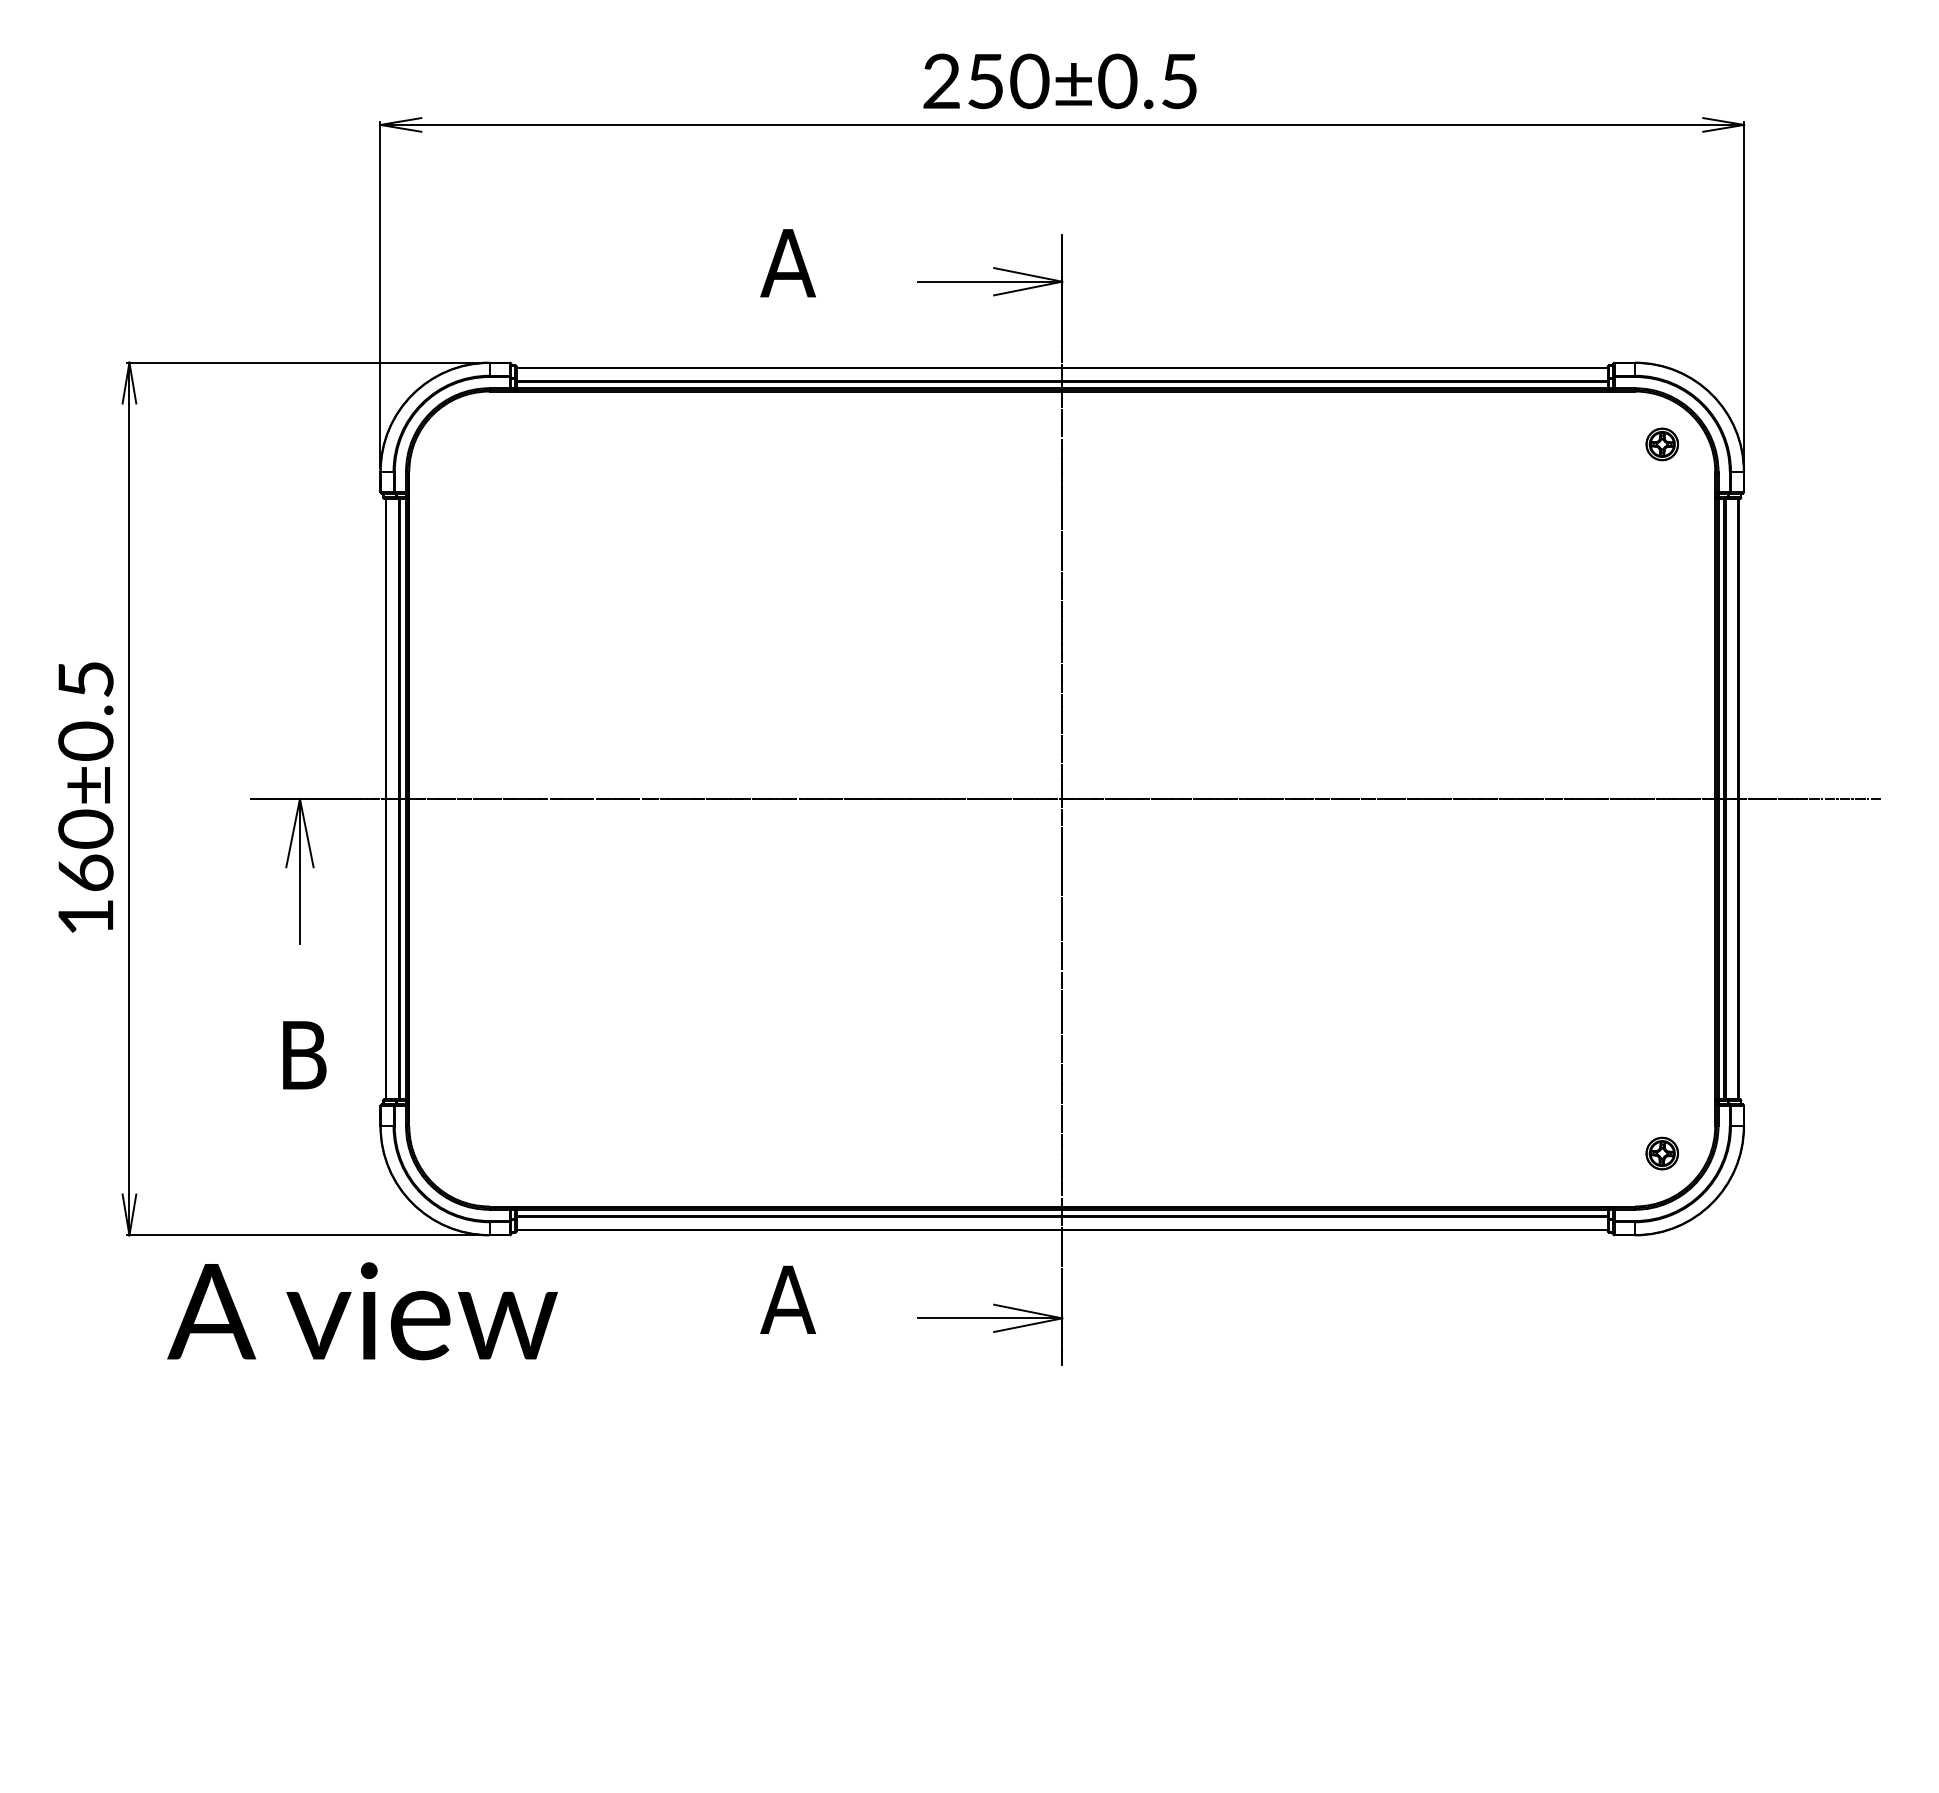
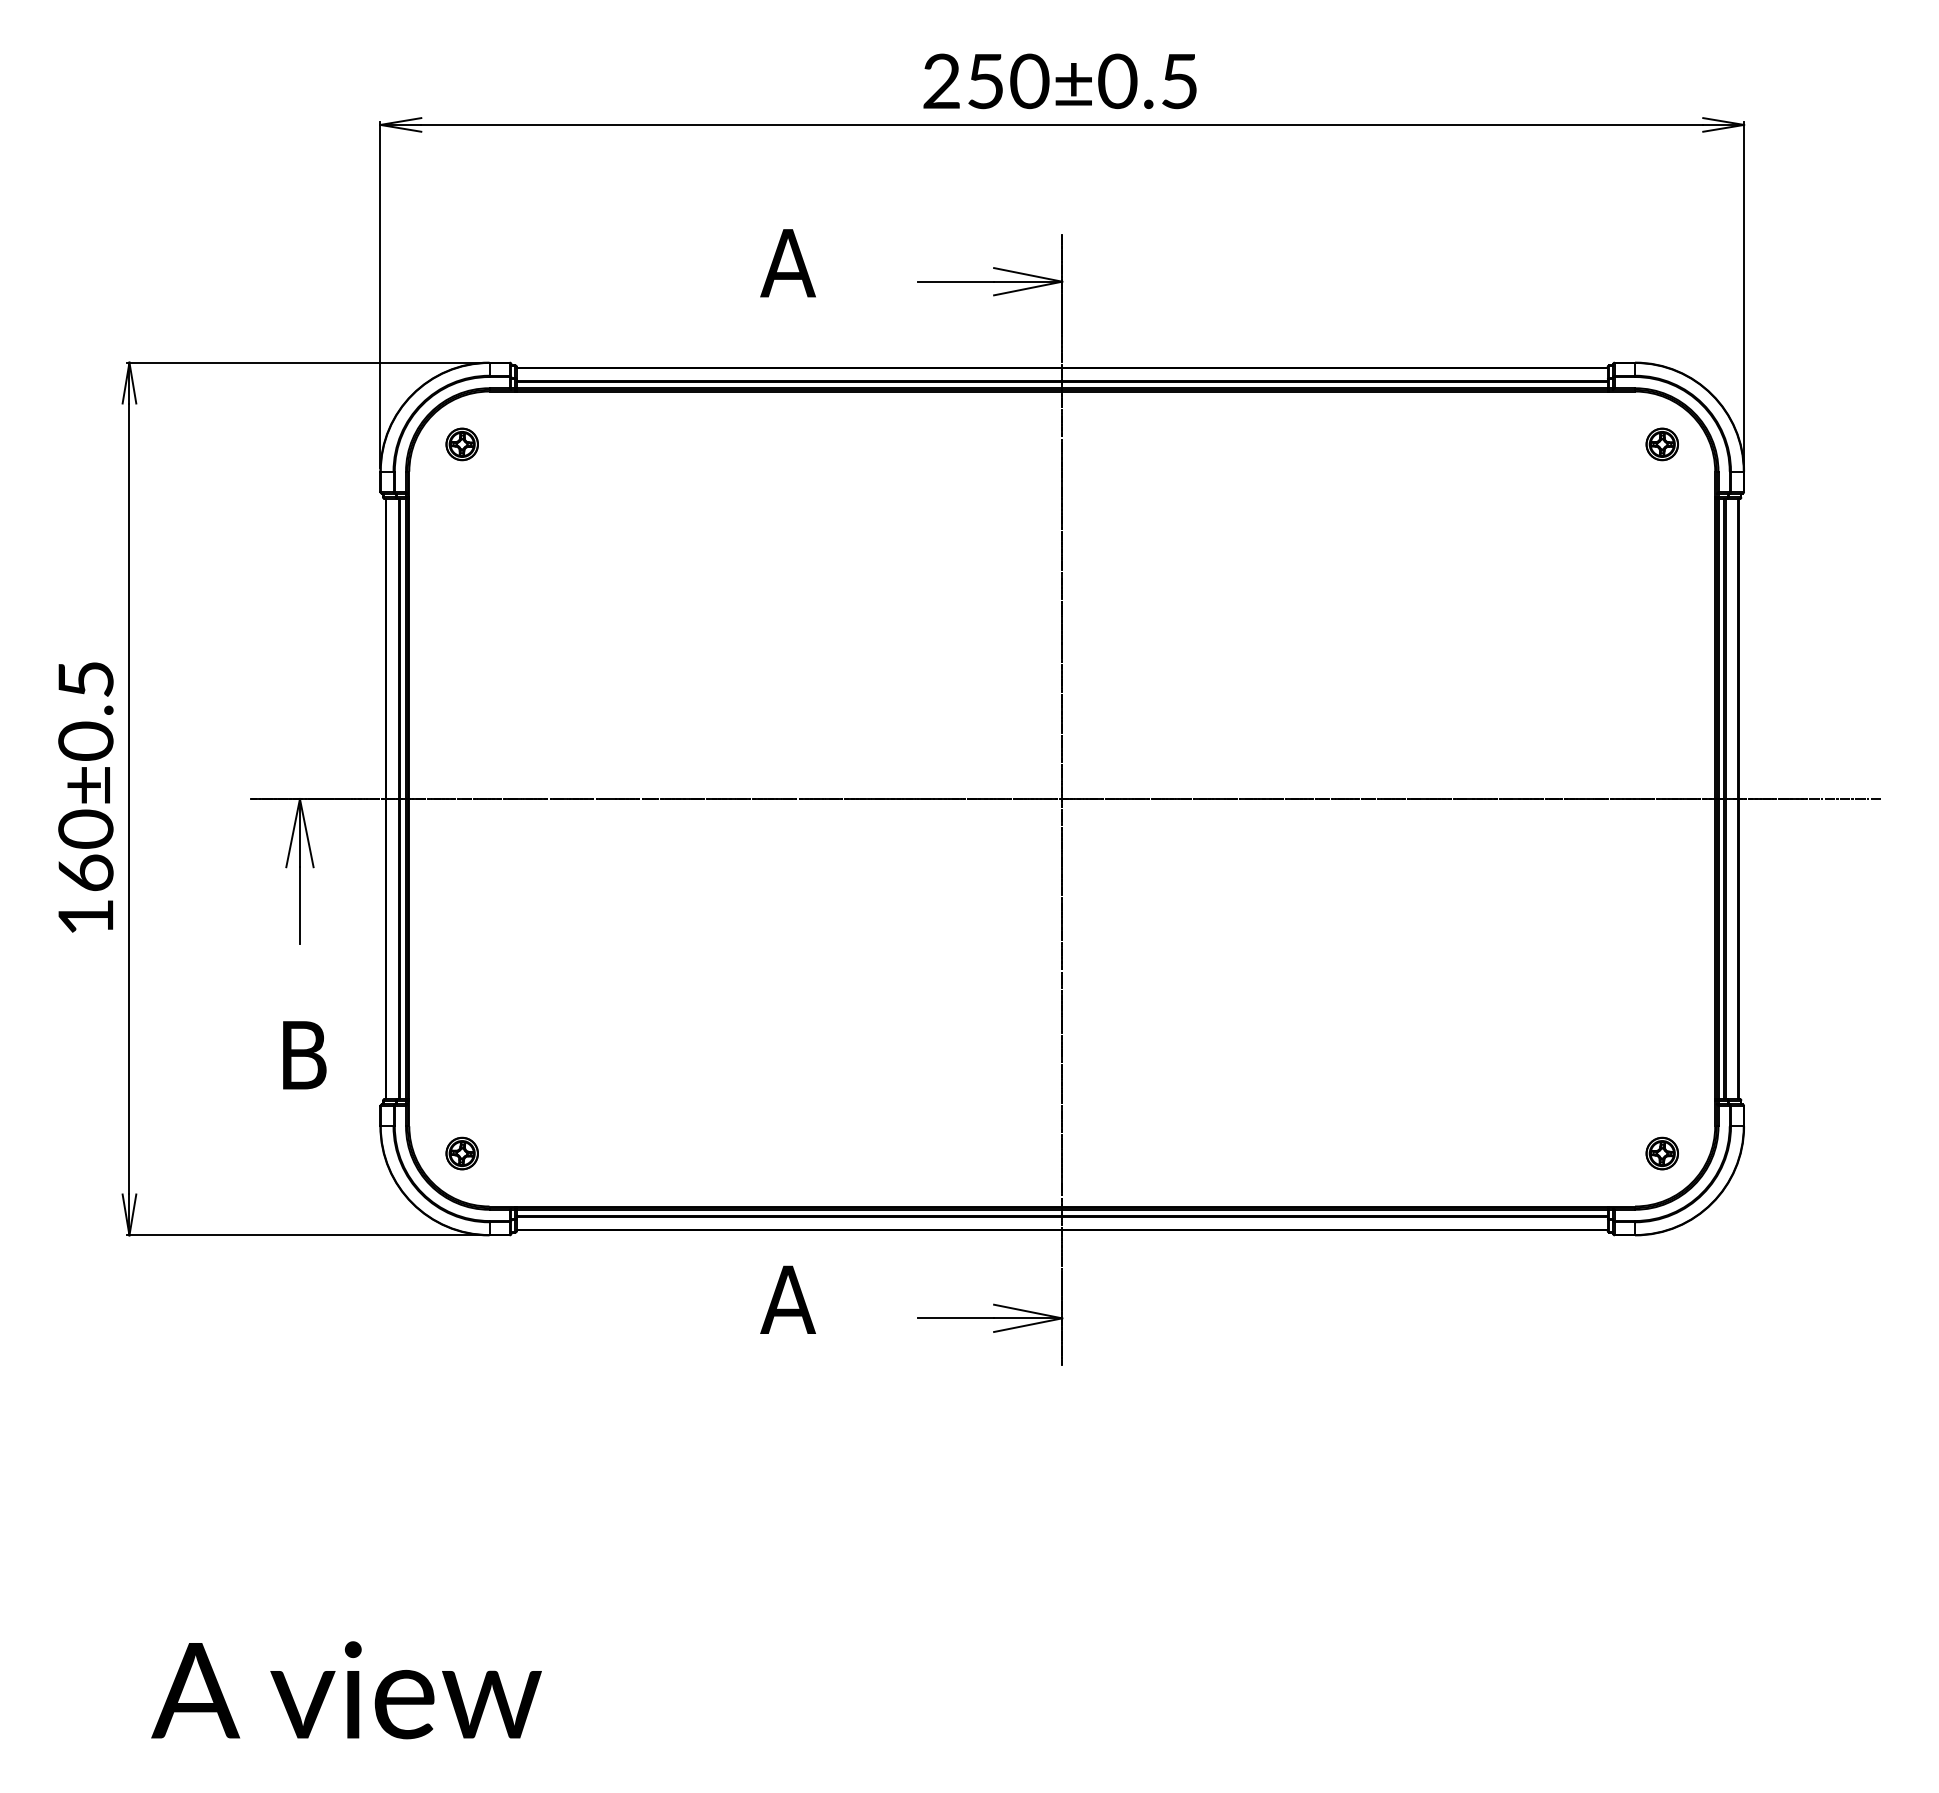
part: none -> present (461, 444)
part: none -> present (461, 1153)
text position: (362, 1311) -> (346, 1690) (346, 1690)
